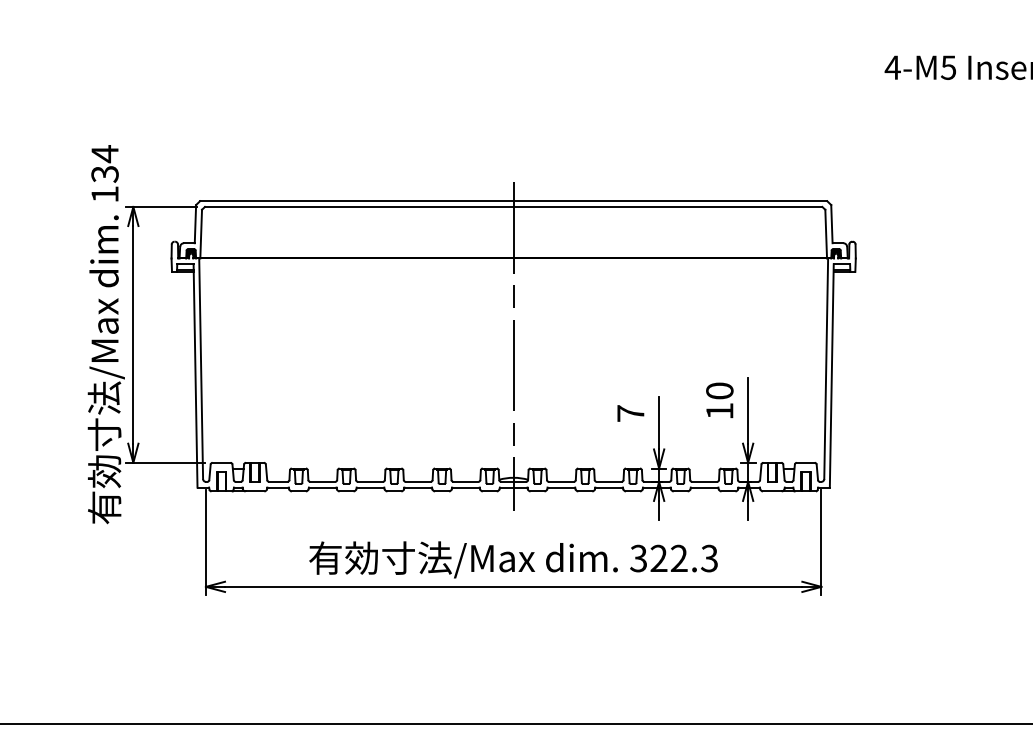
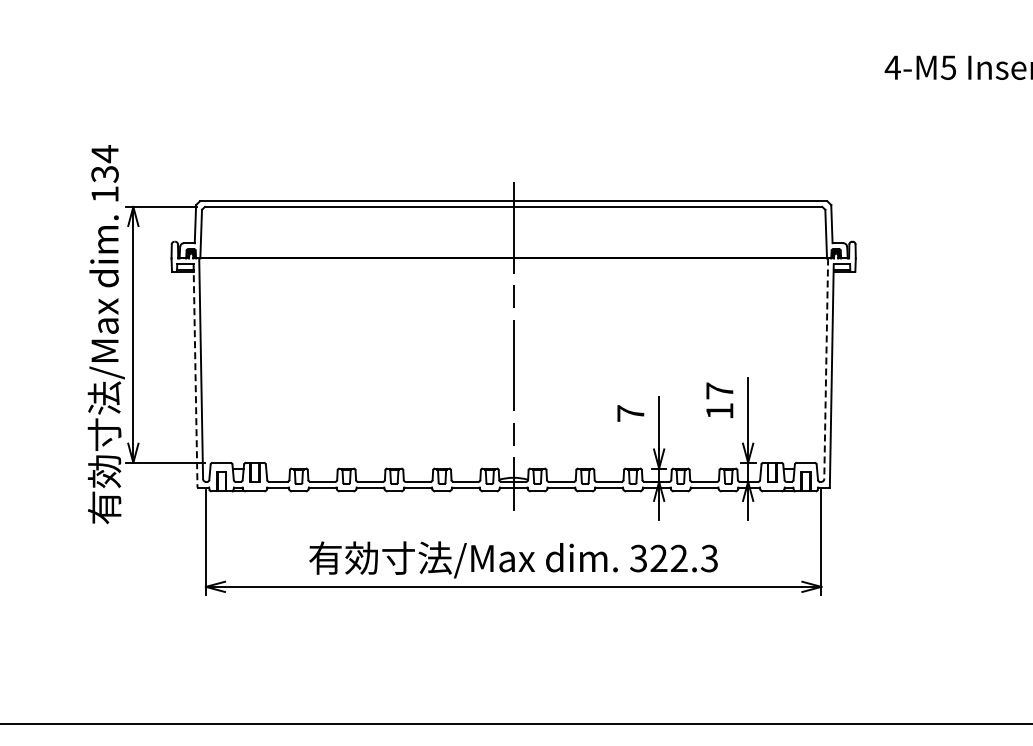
line: solid -> dashed (826, 369)
line: solid -> dashed (195, 375)
text: 10 -> 17 (719, 390)
